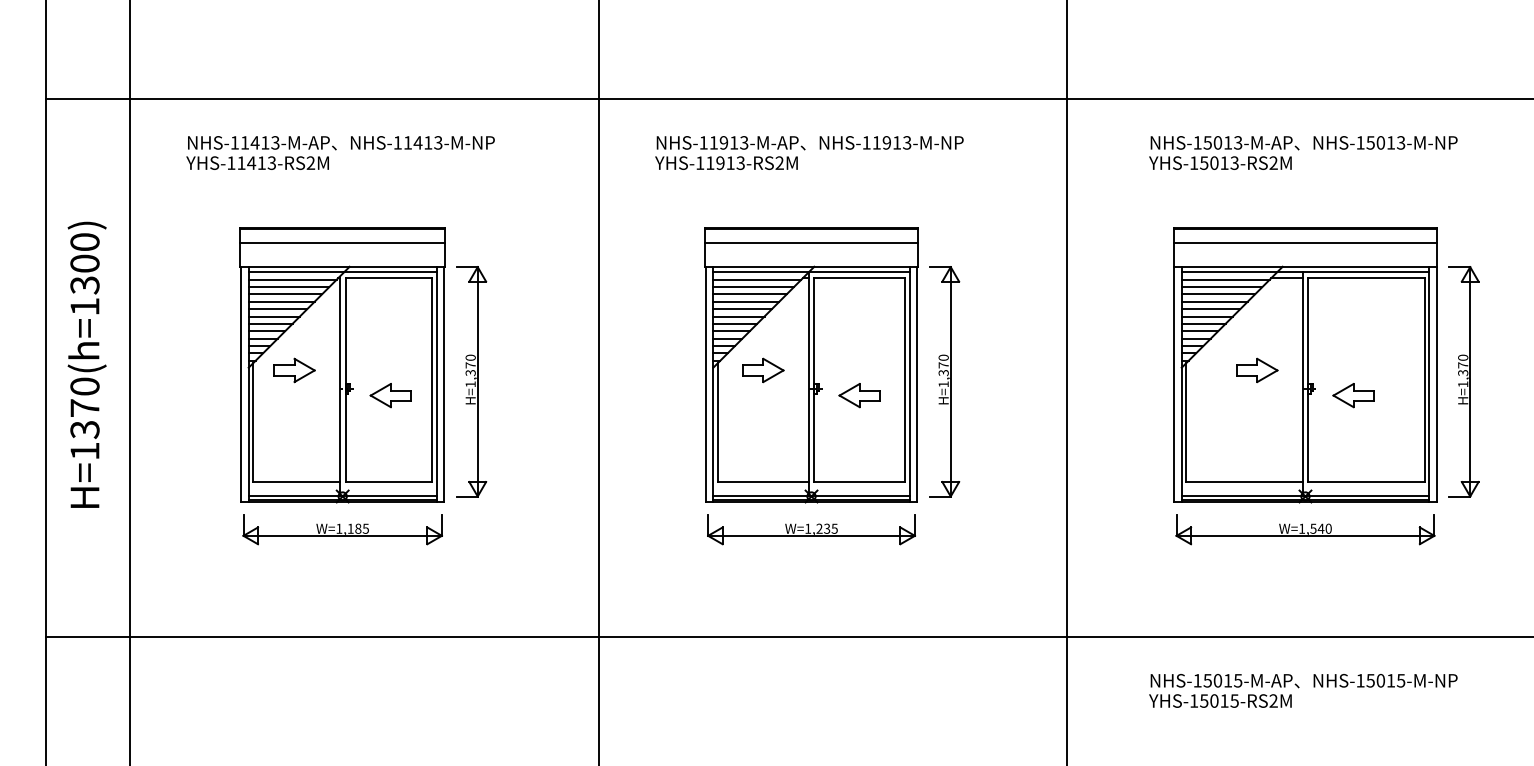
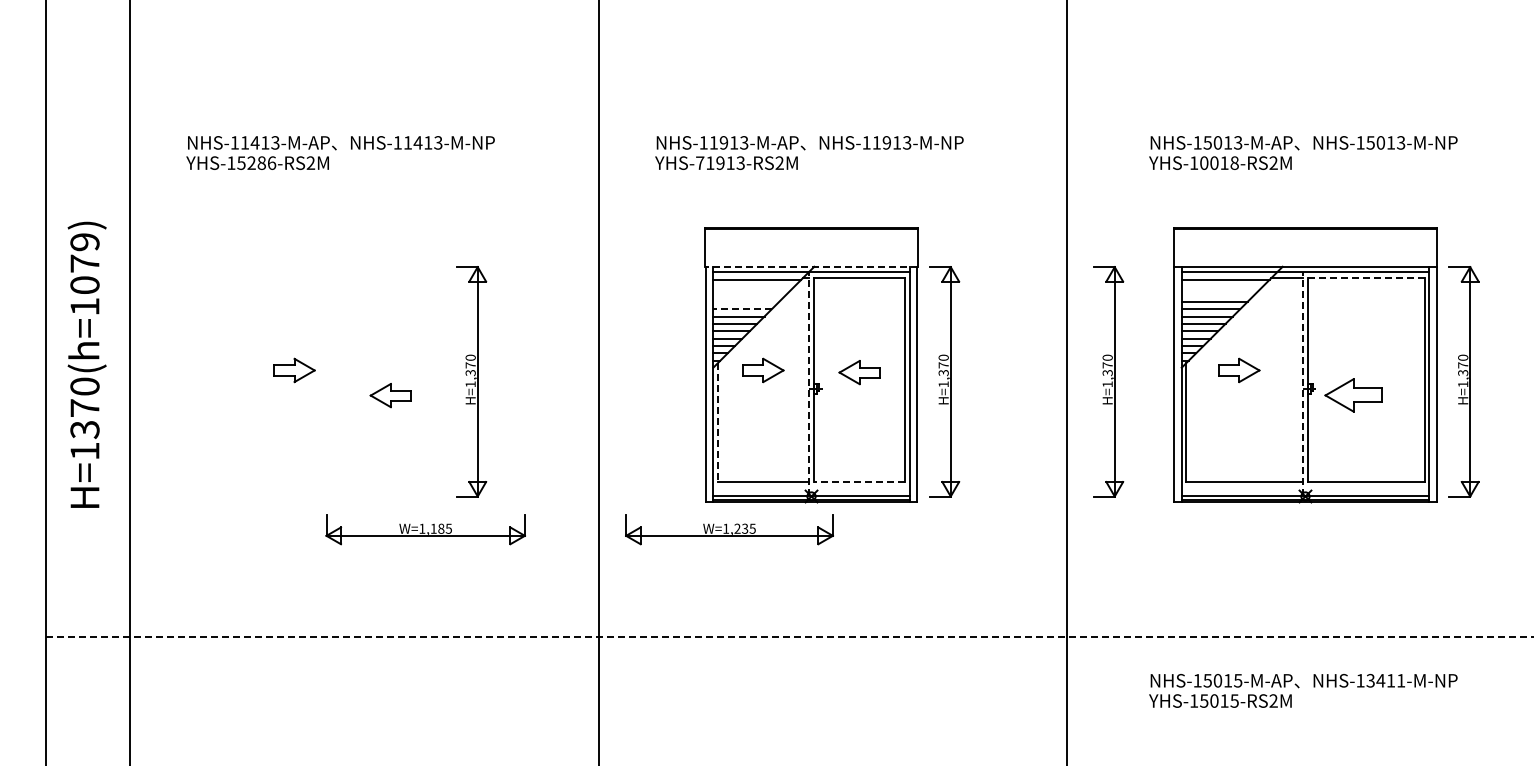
line: present -> none (788, 98)
text: YHS-11413-RS2M -> YHS-15286-RS2M (256, 162)
text: YHS-11913-RS2M -> YHS-71913-RS2M (700, 162)
text: YHS-15013-RS2M -> YHS-10018-RS2M (1219, 162)
line: present -> none (811, 243)
line: present -> none (1305, 243)
text: H=1370(h=1300) -> H=1370(h=1079) (84, 263)
line: solid -> dashed (811, 266)
line: solid -> dashed (1365, 278)
line: present -> none (753, 287)
line: present -> none (1221, 287)
line: present -> none (749, 294)
line: present -> none (1218, 294)
line: present -> none (746, 301)
line: solid -> dashed (742, 309)
part: present -> none (342, 365)
part position: (1257, 370) -> (1239, 370) (1239, 370)
part: none -> present (1108, 381)
line: solid -> dashed (808, 384)
line: solid -> dashed (1302, 384)
part position: (859, 395) -> (859, 372) (859, 372)
part size: 43x26 px -> 59x35 px (1353, 395)
line: solid -> dashed (718, 422)
line: solid -> dashed (859, 481)
part position: (342, 529) -> (425, 529) (425, 529)
part position: (811, 529) -> (729, 529) (729, 529)
part: present -> none (1305, 529)
line: solid -> dashed (789, 636)
text: NHS-15015-M-NP -> NHS-13411-M-NP (1386, 680)
